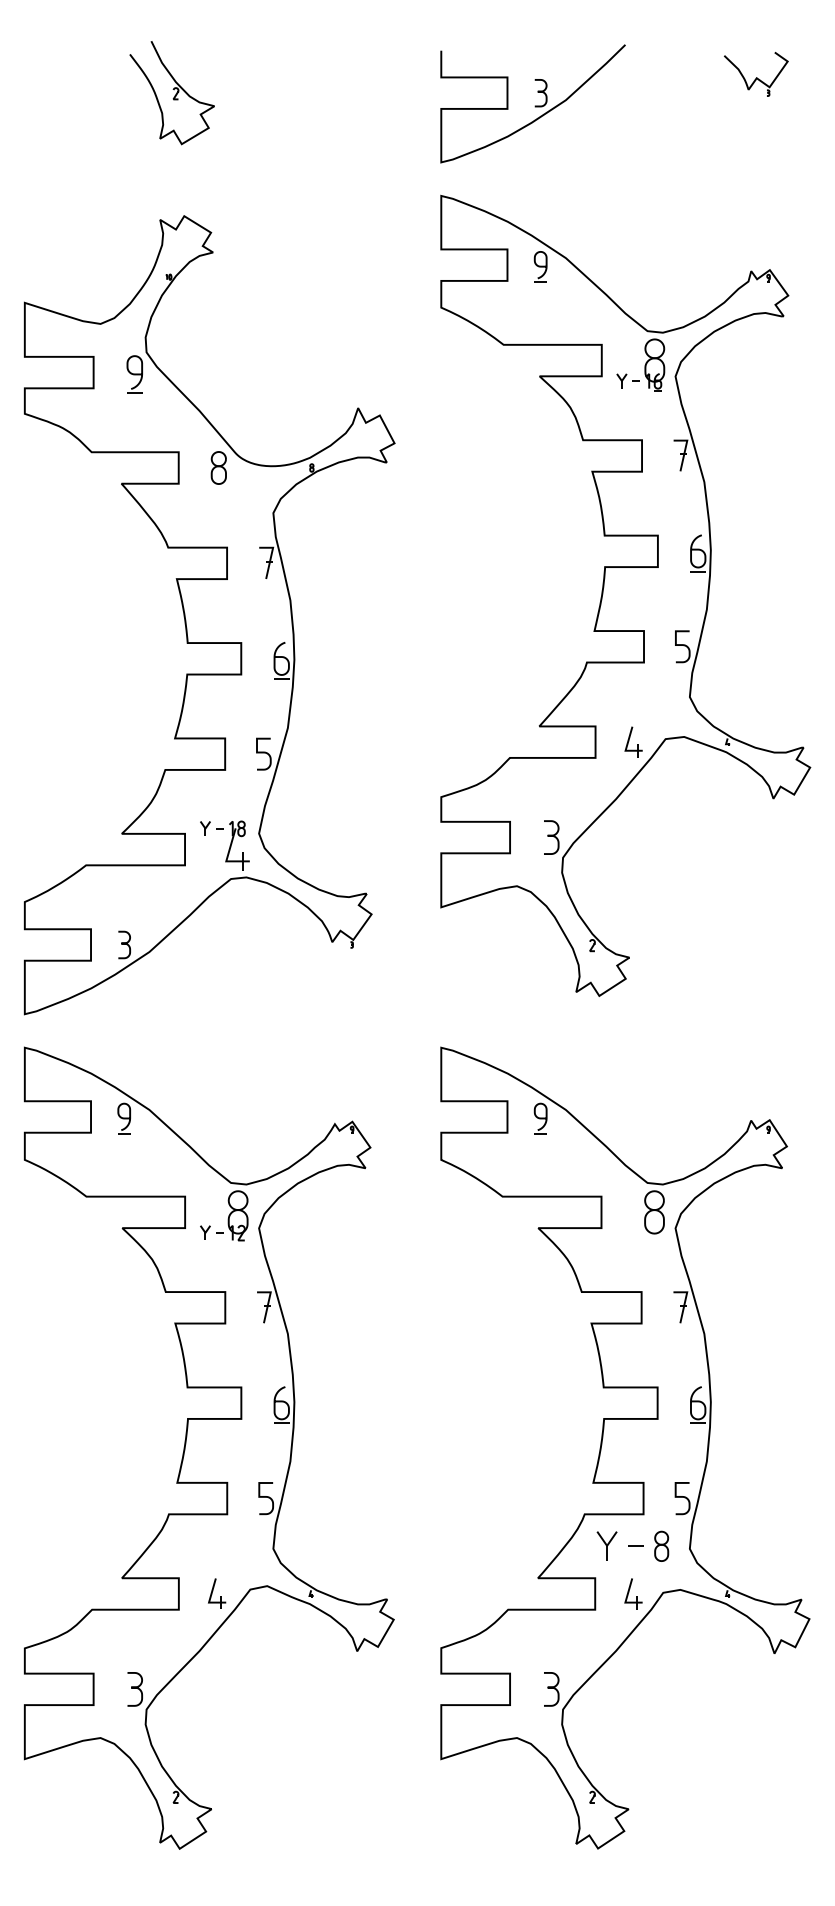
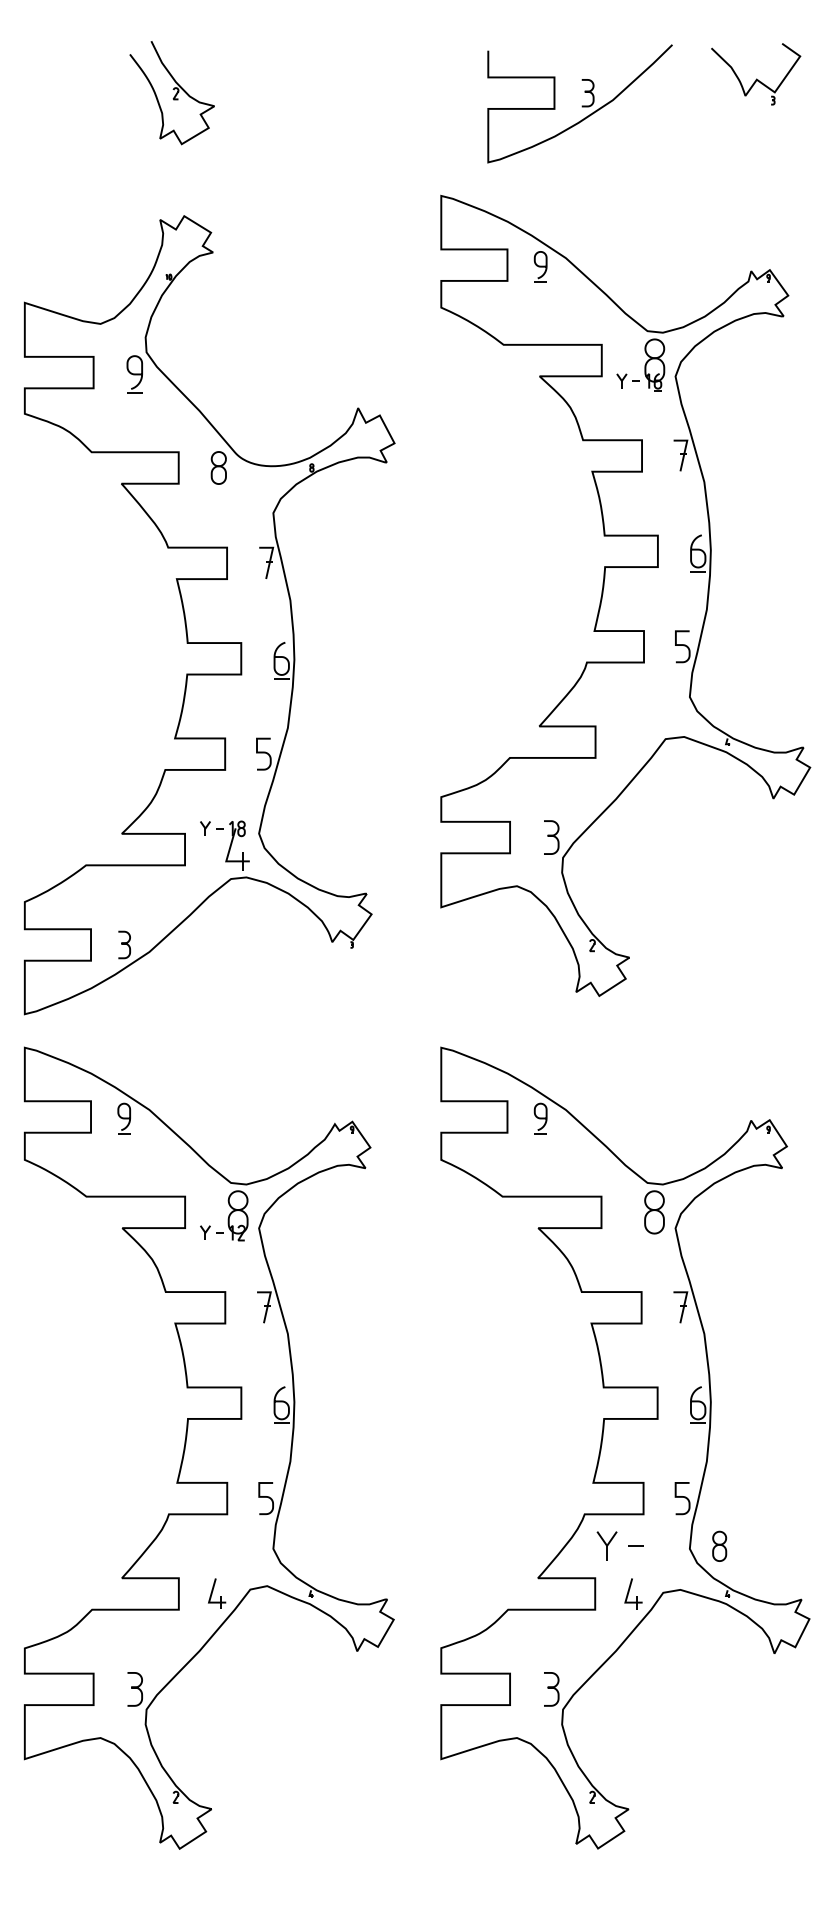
part size: 65x45 px -> 91x63 px (756, 74)
part position: (532, 103) -> (579, 103) (579, 103)
part: present -> none (633, 741)
part position: (661, 1545) -> (719, 1545) (719, 1545)
